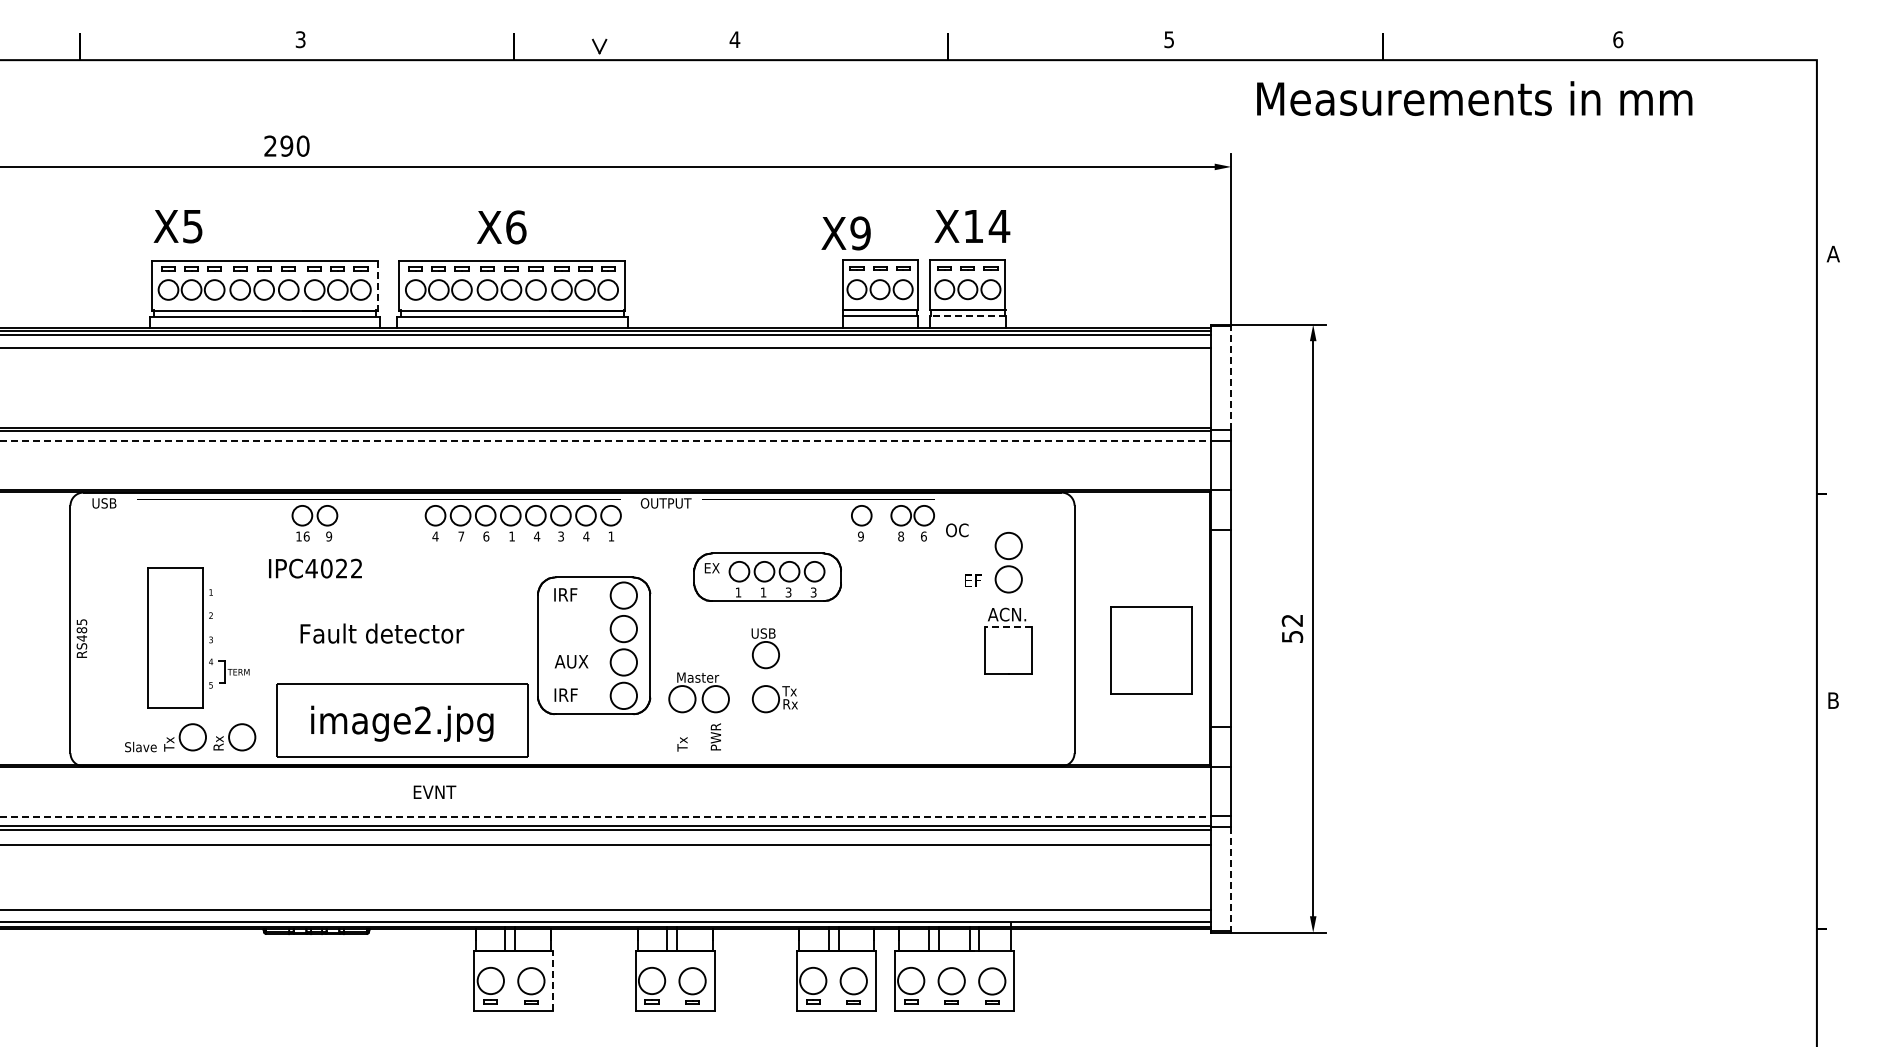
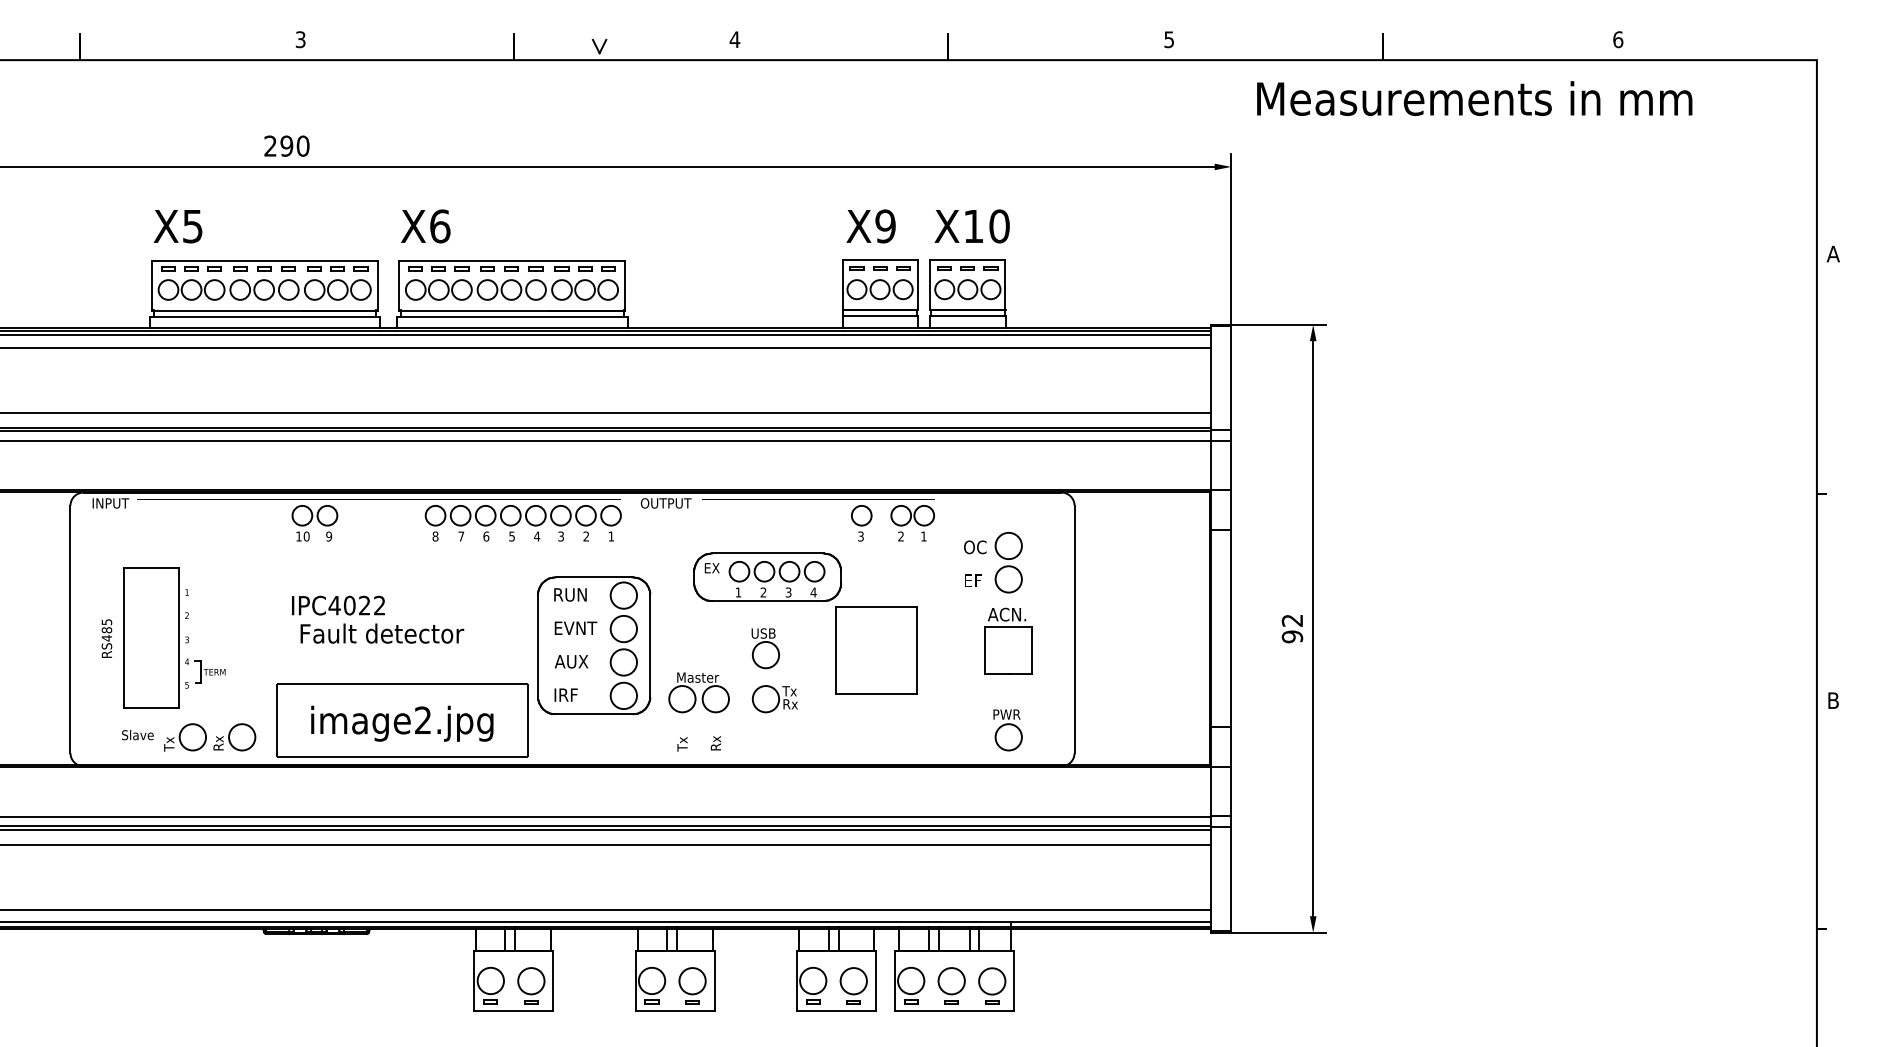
text: X14 -> X10 (999, 226)
text position: (501, 227) -> (425, 226) (425, 226)
text position: (845, 233) -> (870, 226) (870, 226)
line: dashed -> solid (377, 286)
line: dashed -> solid (967, 316)
line: dashed -> solid (1231, 378)
line: none -> present (606, 412)
line: dashed -> solid (606, 440)
text: USB -> INPUT (110, 503)
text position: (957, 530) -> (975, 547) (975, 547)
text: 16 -> 10 (306, 536)
text: 4 -> 8 (435, 536)
text: 1 -> 5 (511, 536)
text: 4 -> 2 (586, 536)
text: 9 -> 3 (860, 536)
text: 8 -> 2 (901, 536)
text: 6 -> 1 (923, 536)
text position: (315, 568) -> (338, 605) (338, 605)
text: 1 -> 2 (763, 592)
text: 3 -> 4 (813, 592)
text: IRF -> RUN (570, 594)
line: dashed -> solid (1008, 626)
text: 52 -> 92 (1291, 636)
part position: (198, 637) -> (174, 637) (174, 637)
text position: (81, 638) -> (106, 638) (106, 638)
part position: (1151, 650) -> (876, 650) (876, 650)
part: none -> present (1007, 730)
text: PWR -> Rx (715, 735)
text position: (140, 746) -> (137, 734) (137, 734)
text position: (434, 791) -> (575, 627) (575, 627)
line: dashed -> solid (606, 816)
line: dashed -> solid (1231, 879)
line: dashed -> solid (553, 980)
